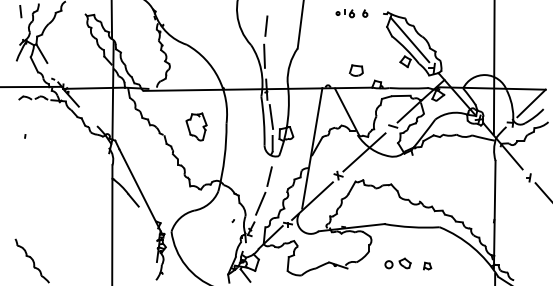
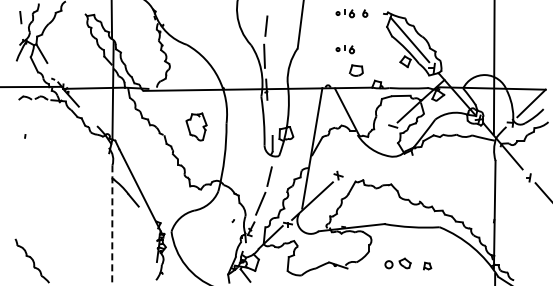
line position: (20, 11) -> (20, 17) (20, 17)
part: none -> present (344, 49)
line: present -> none (271, 116)
line: present -> none (364, 152)
line: solid -> dashed (112, 225)
